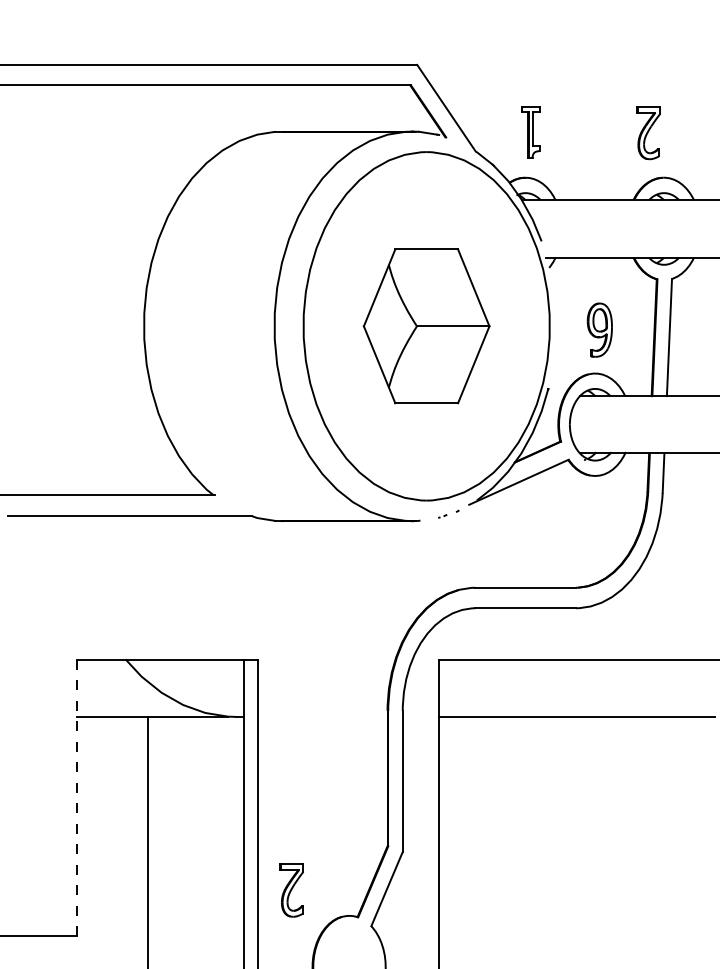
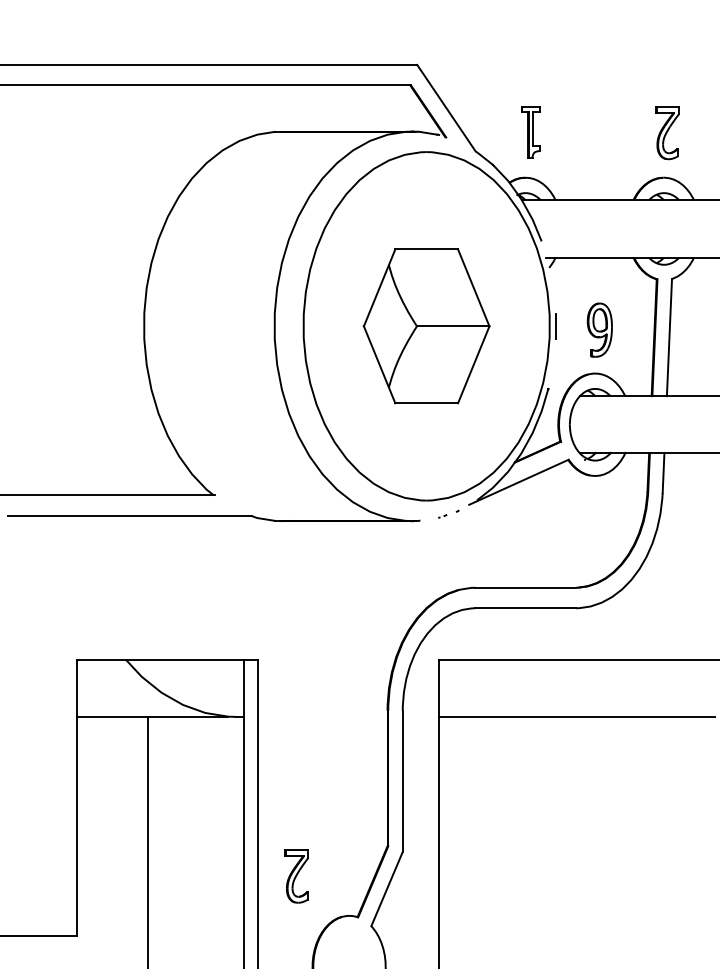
part position: (648, 133) -> (667, 133) (667, 133)
line: none -> present (555, 325)
line: dashed -> solid (76, 798)
part position: (291, 890) -> (296, 876) (296, 876)
